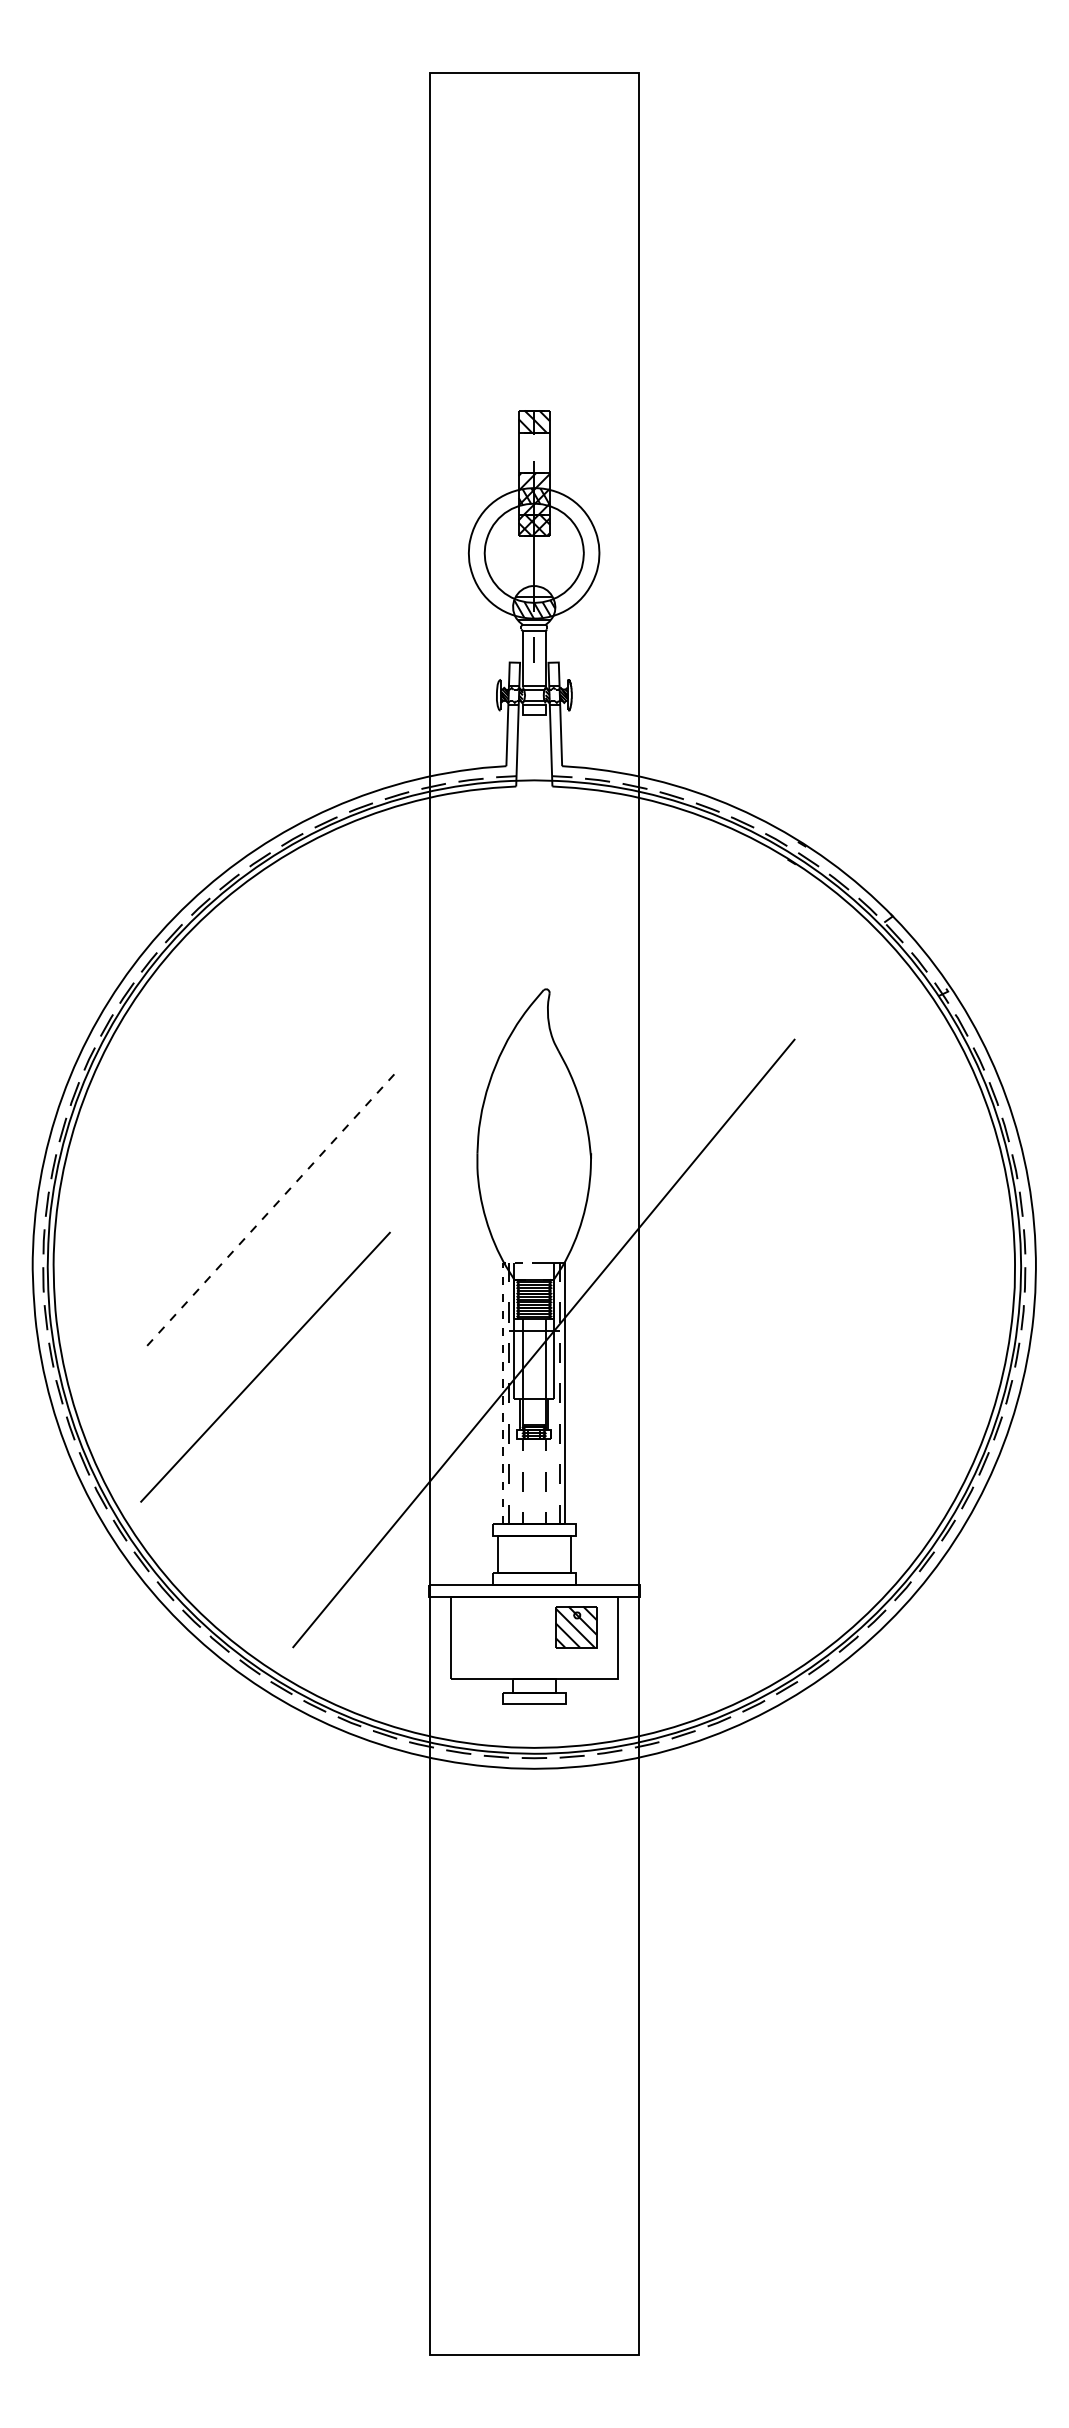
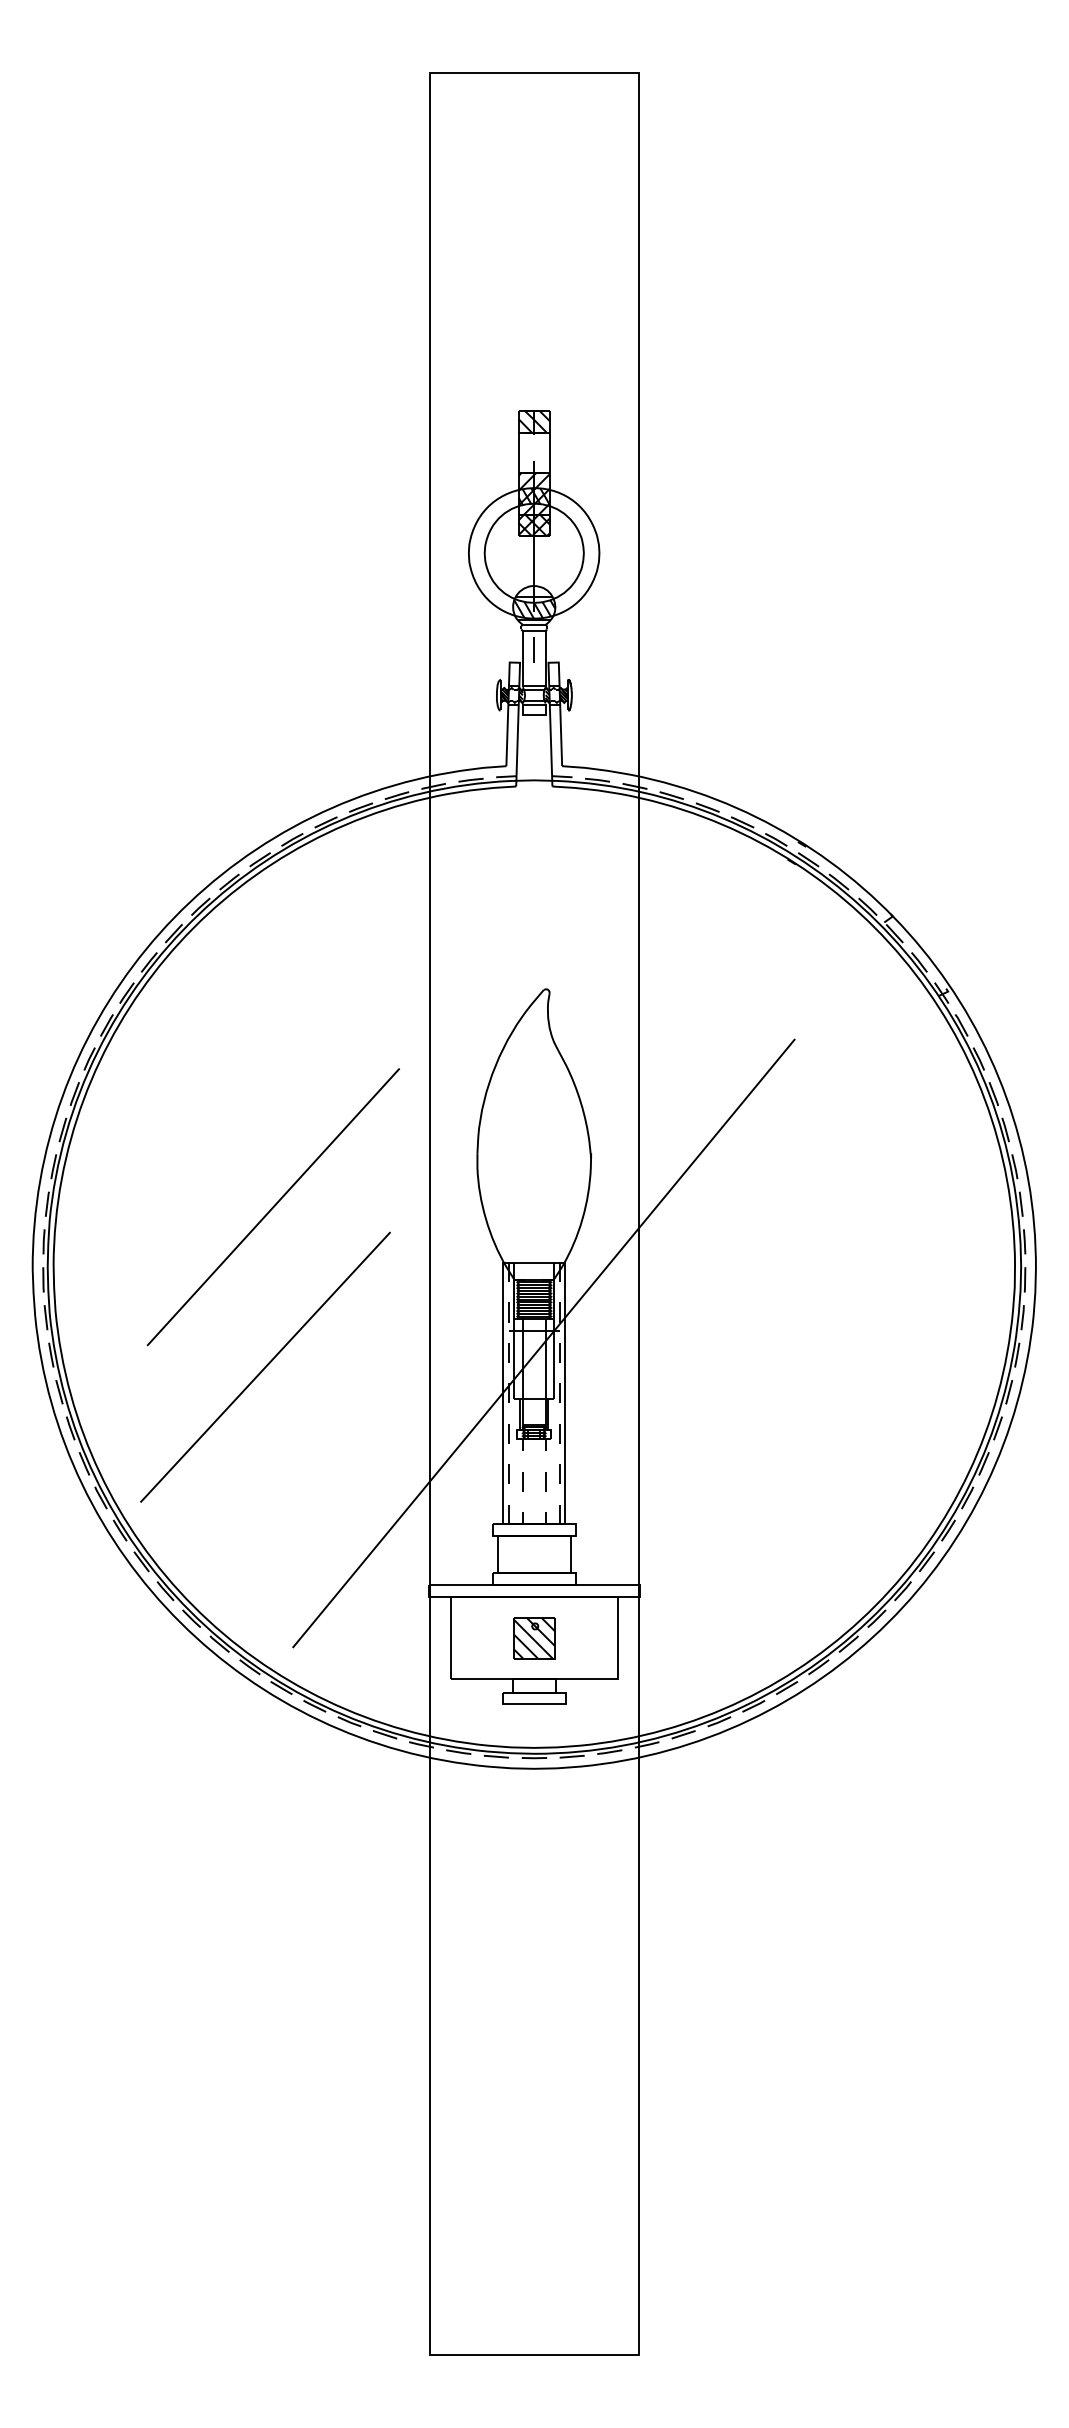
line: dashed -> solid (273, 1207)
line: dashed -> solid (503, 1376)
part position: (576, 1627) -> (534, 1638) (534, 1638)
